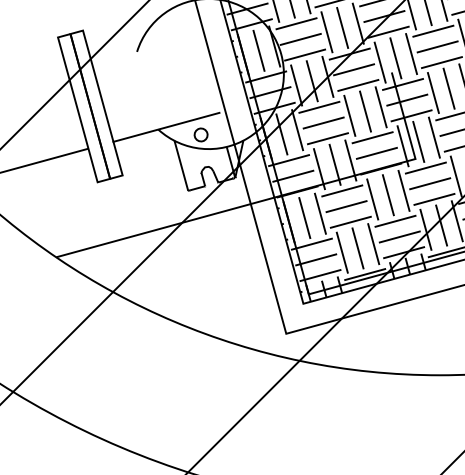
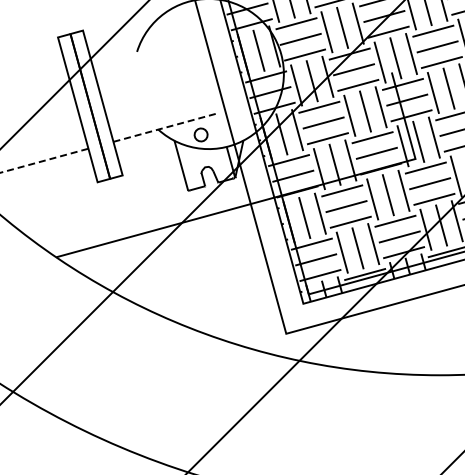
line: solid -> dashed (166, 127)
line: solid -> dashed (44, 160)
